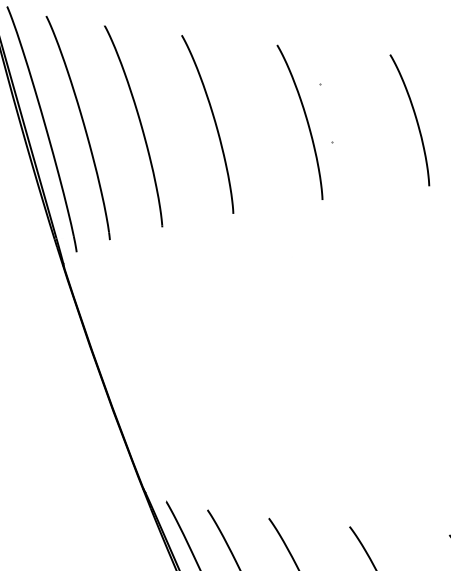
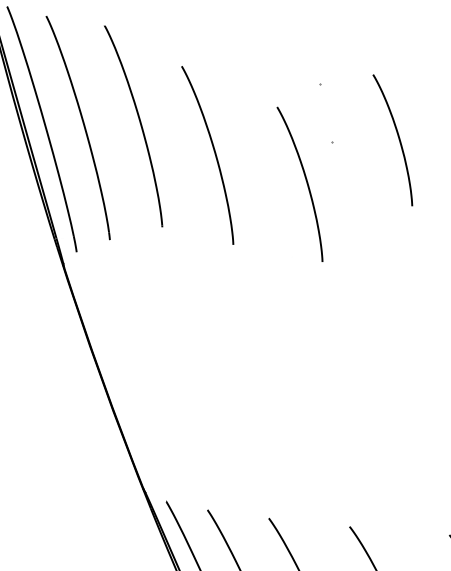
curve position: (305, 118) -> (305, 180) (305, 180)
curve position: (415, 119) -> (398, 139) (398, 139)
curve position: (214, 123) -> (214, 154) (214, 154)
